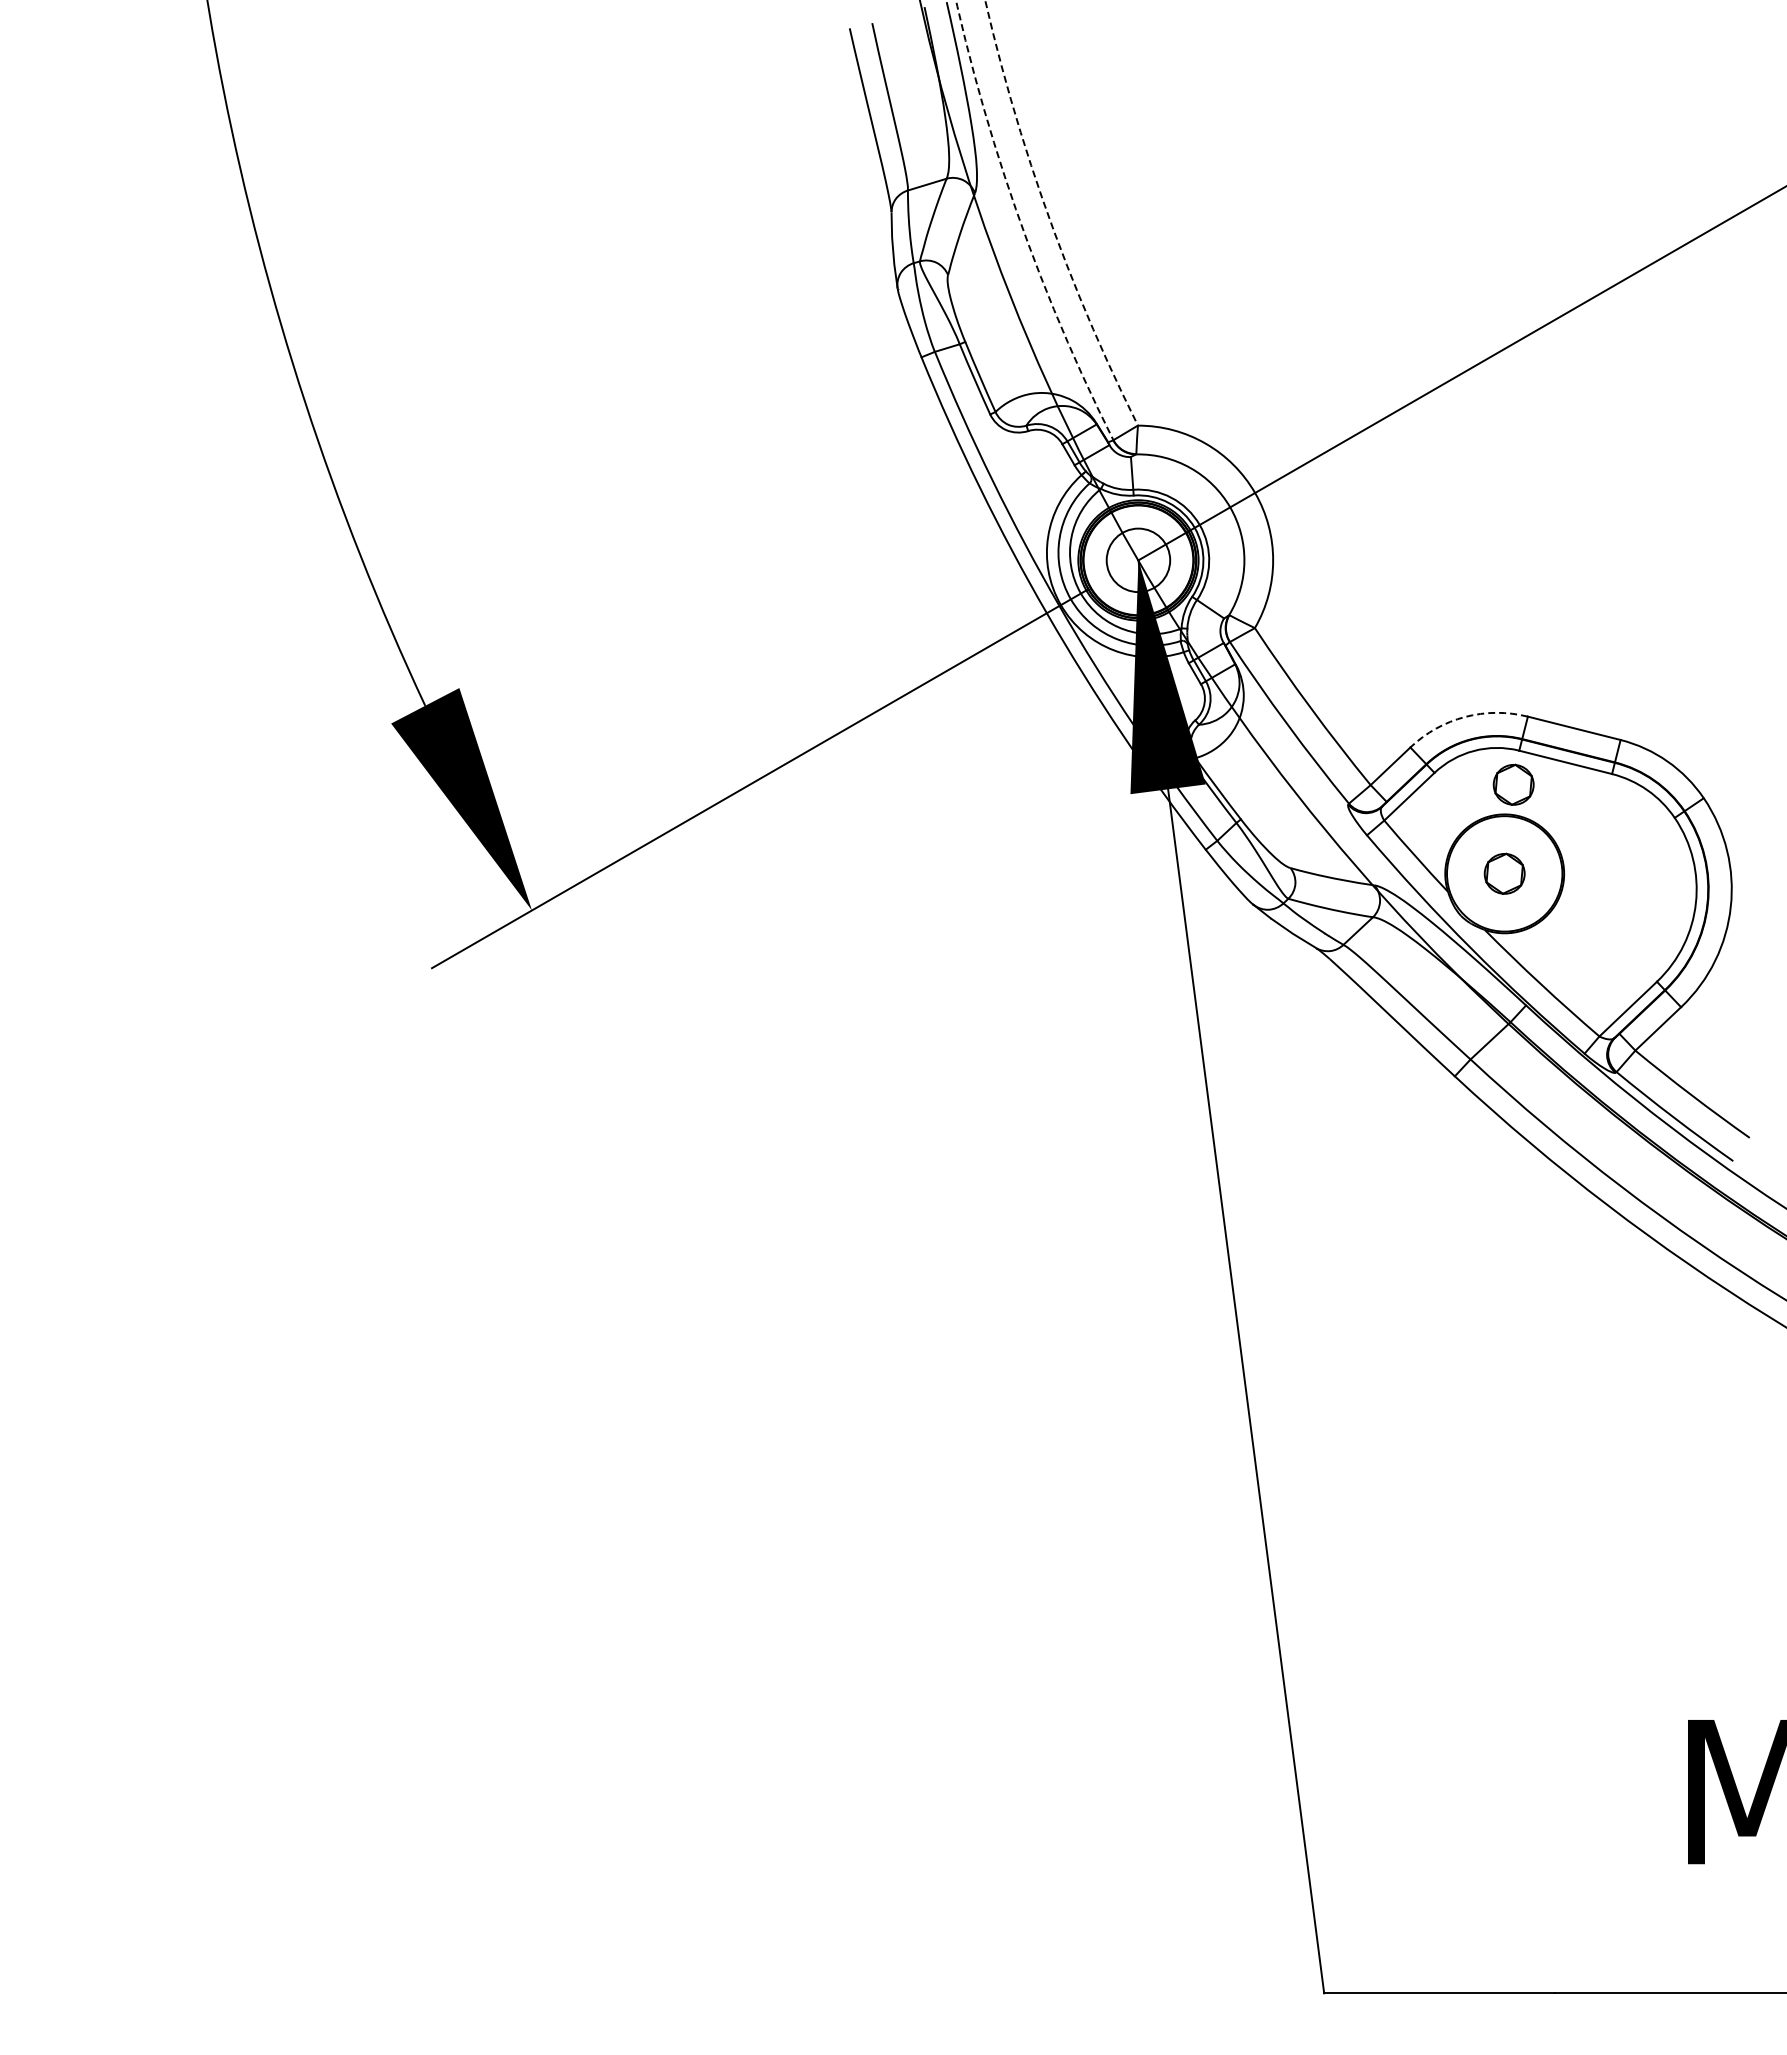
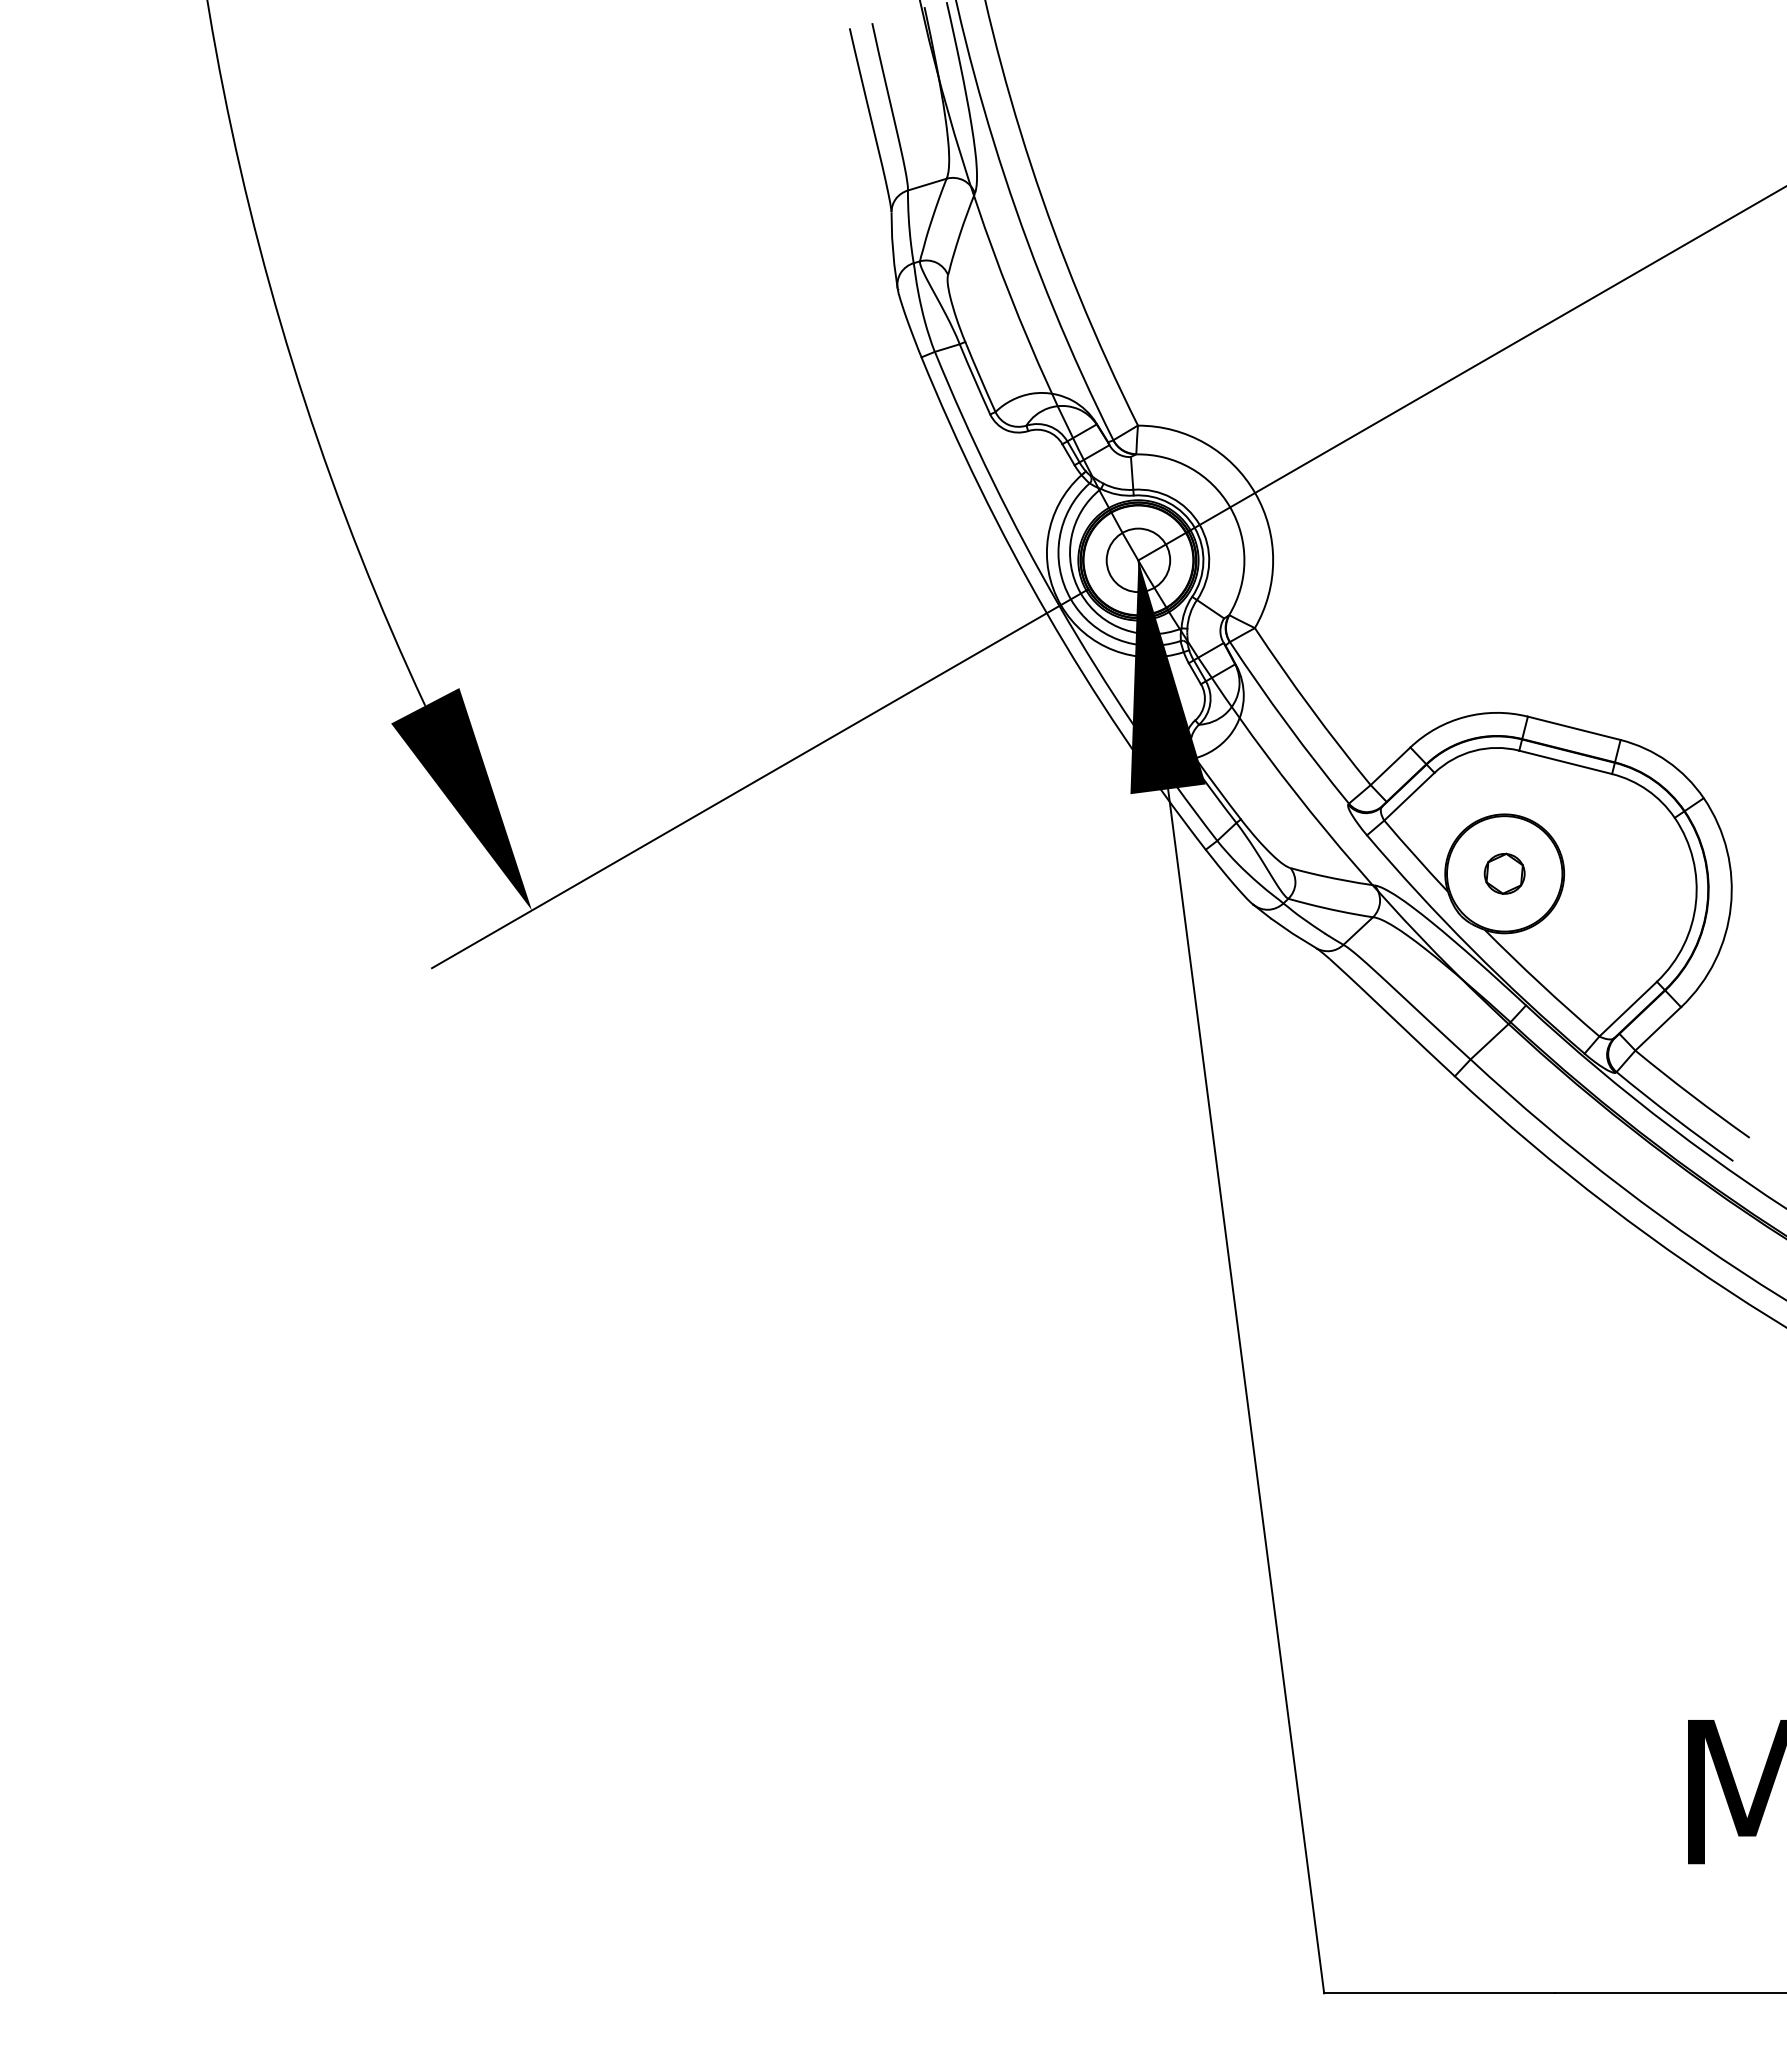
arc: dashed -> solid (1049, 219)
arc: dashed -> solid (1021, 223)
arc: dashed -> solid (1465, 716)
part: present -> none (1513, 784)
